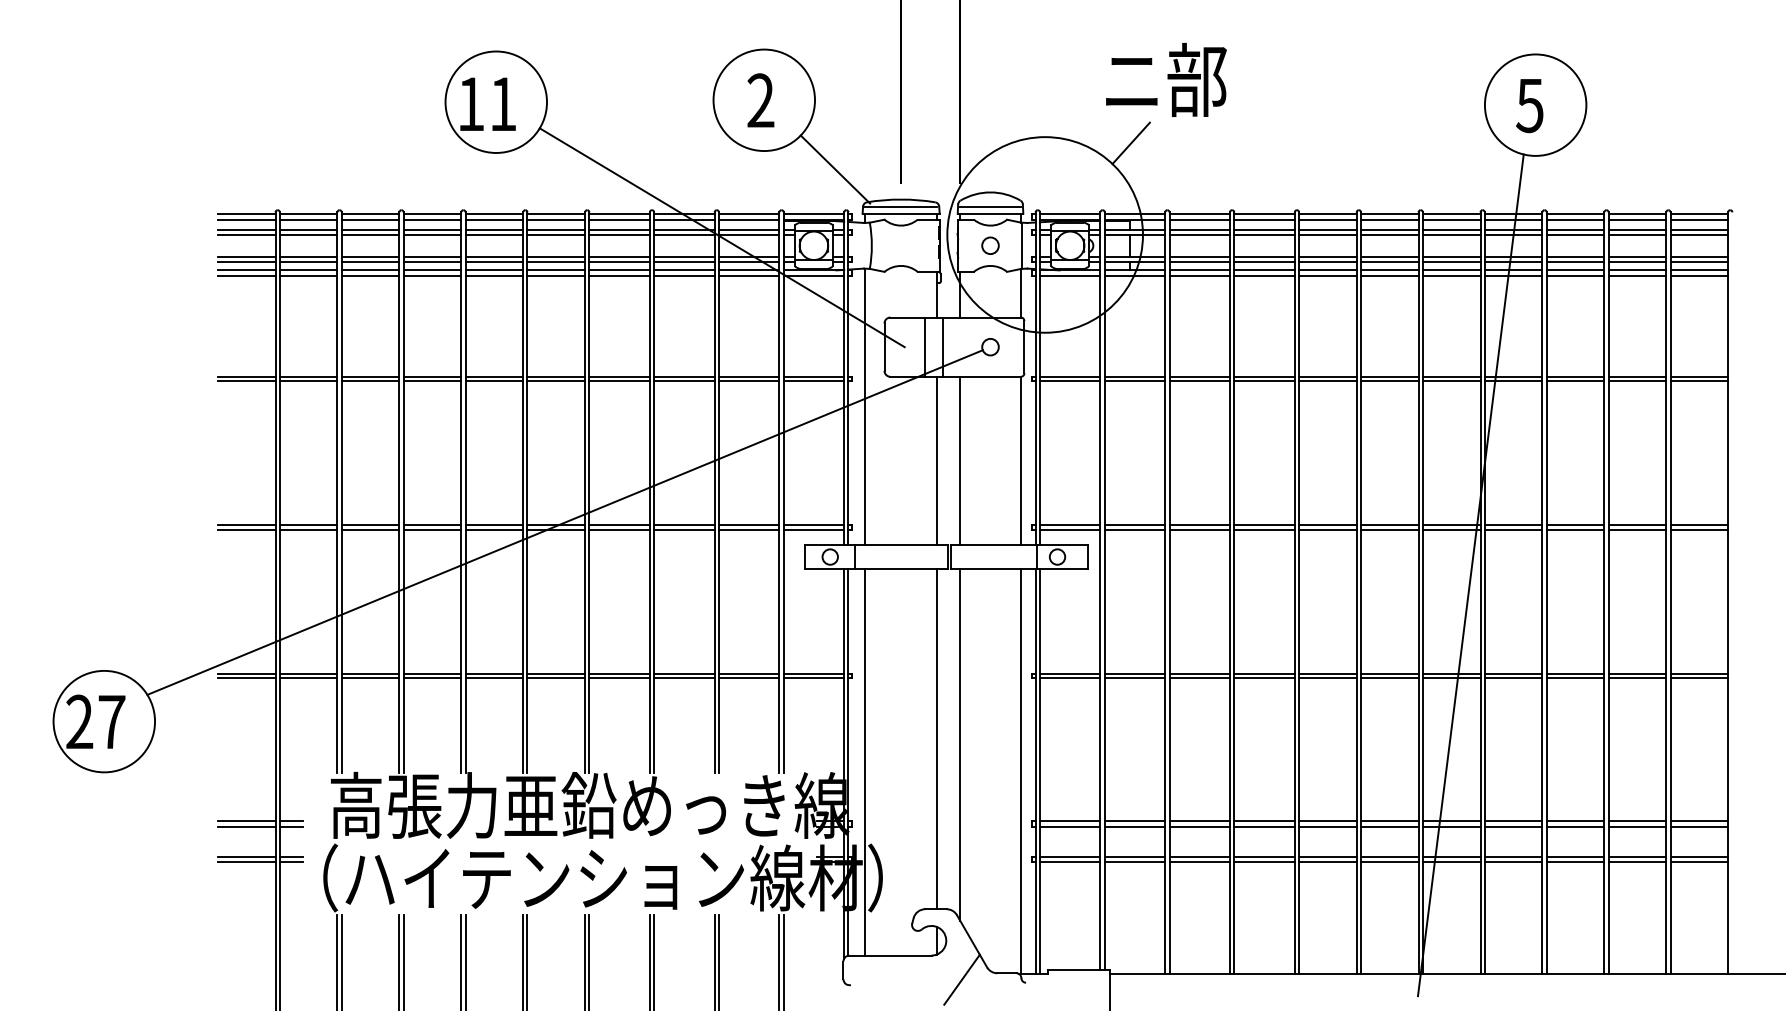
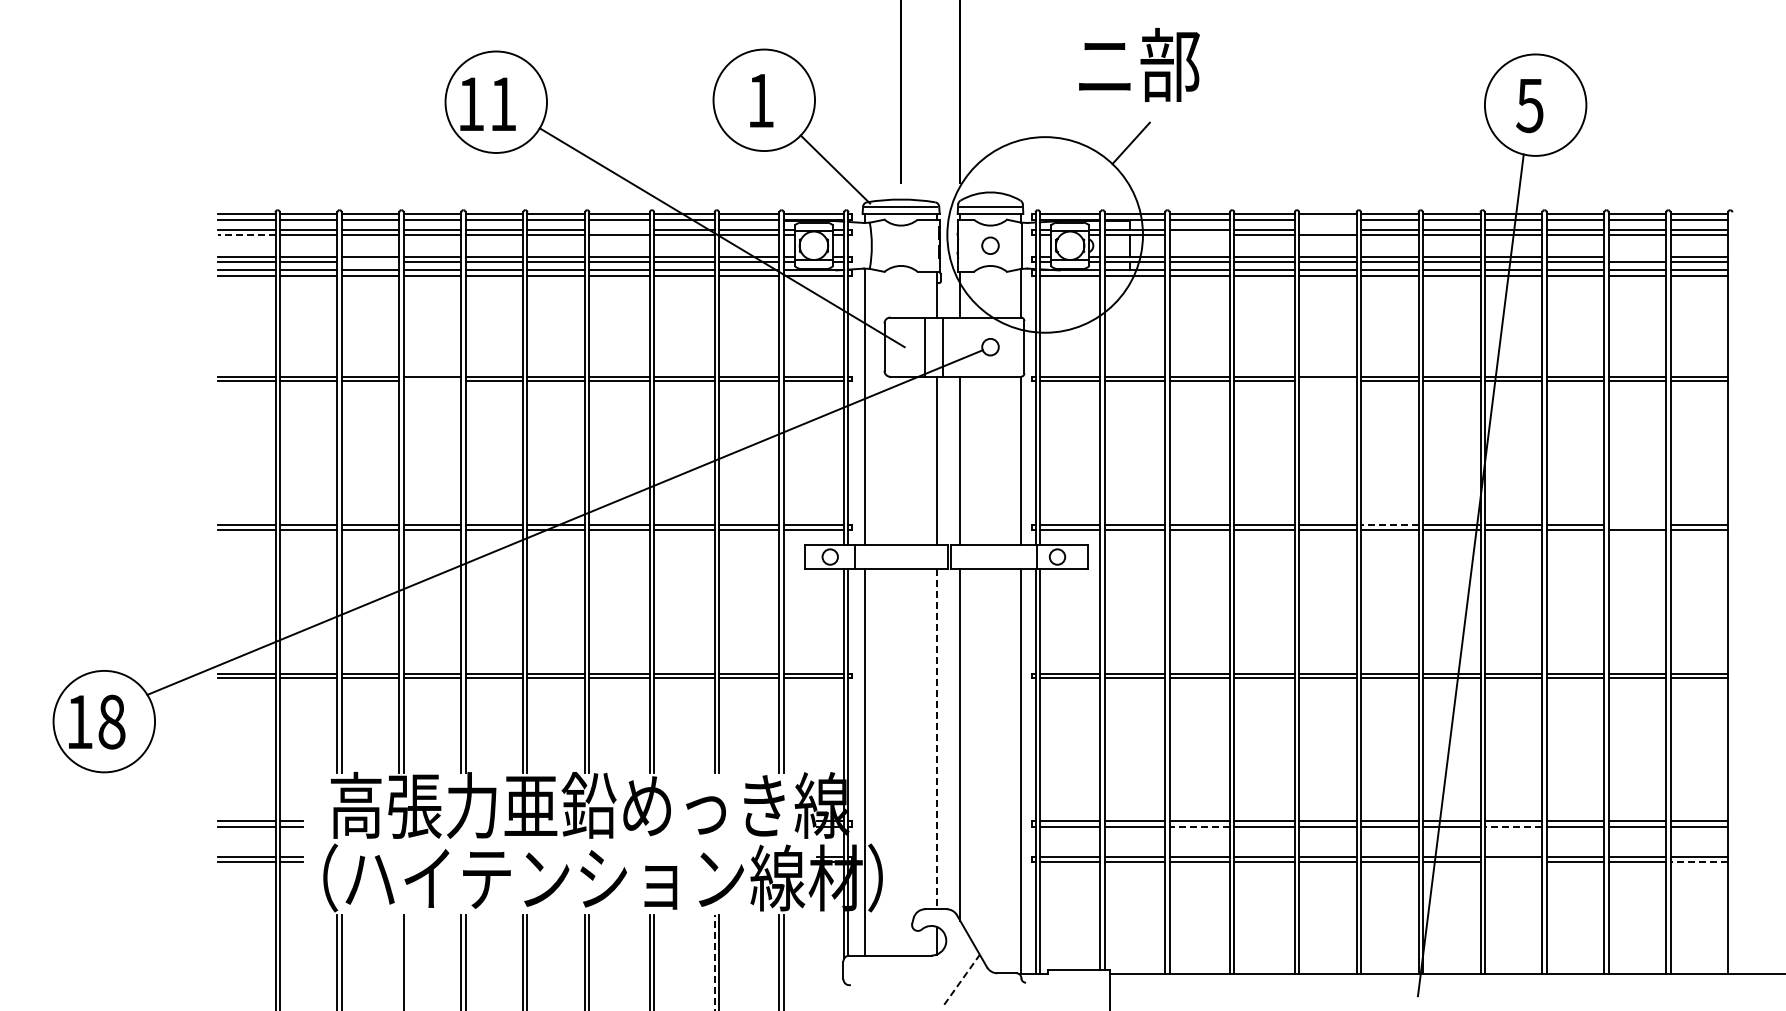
text position: (1166, 79) -> (1139, 64) (1139, 64)
text: 2 -> 1 (760, 100)
line: present -> none (1327, 219)
line: present -> none (619, 229)
line: present -> none (1327, 229)
line: solid -> dashed (246, 234)
line: present -> none (1199, 234)
line: present -> none (1637, 256)
line: present -> none (370, 261)
line: present -> none (432, 381)
line: present -> none (1327, 381)
line: solid -> dashed (1389, 525)
line: present -> none (1637, 525)
text: 27 -> 18 (95, 721)
line: solid -> dashed (936, 739)
line: solid -> dashed (1199, 826)
line: solid -> dashed (1513, 826)
line: present -> none (1513, 862)
line: solid -> dashed (1699, 862)
line: present -> none (399, 961)
line: solid -> dashed (714, 962)
line: solid -> dashed (962, 979)
